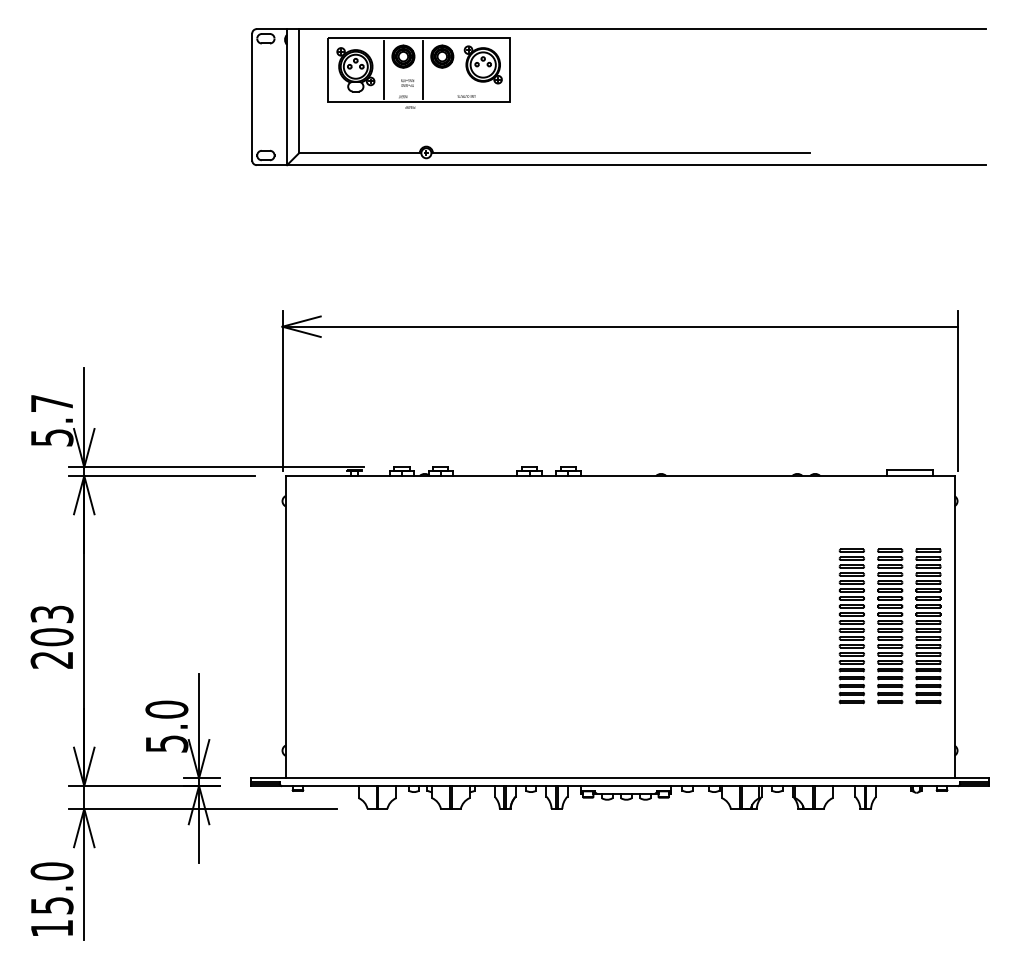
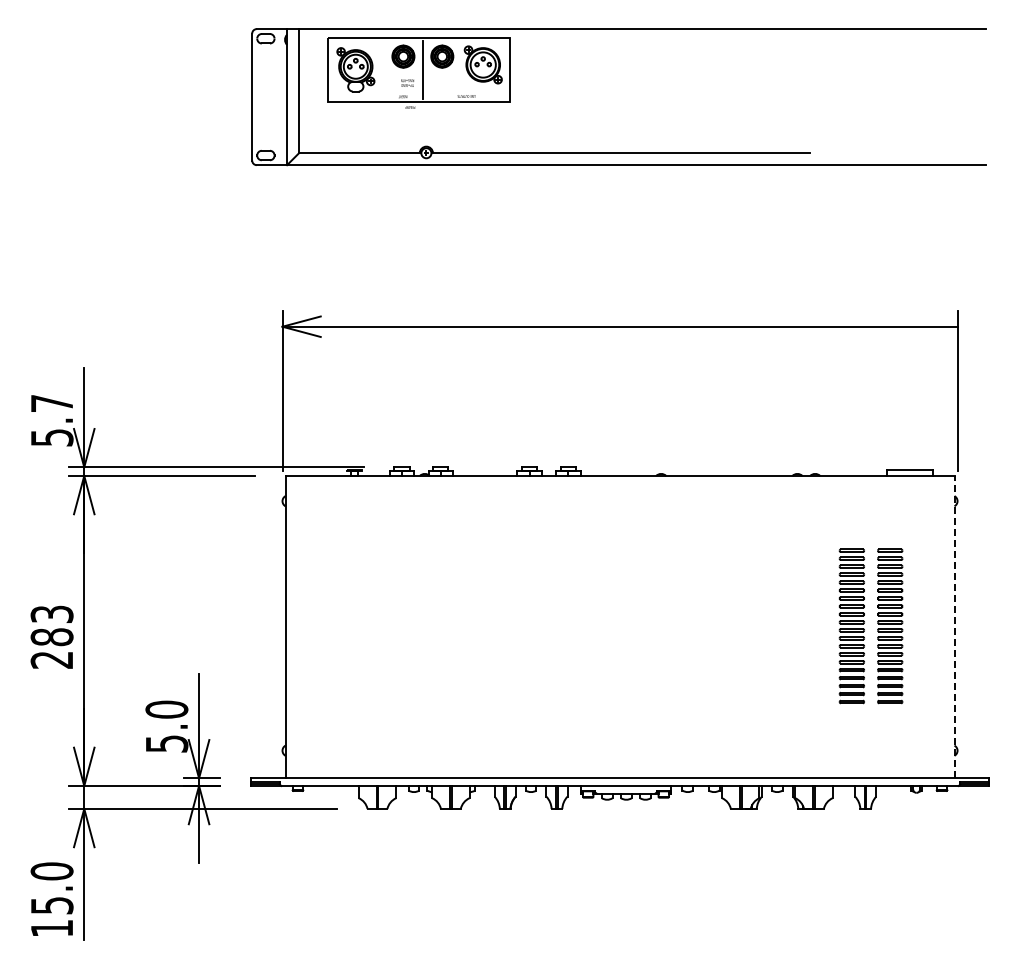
line: present -> none (384, 69)
part: present -> none (928, 625)
line: solid -> dashed (954, 626)
text: 203 -> 283 (51, 637)
